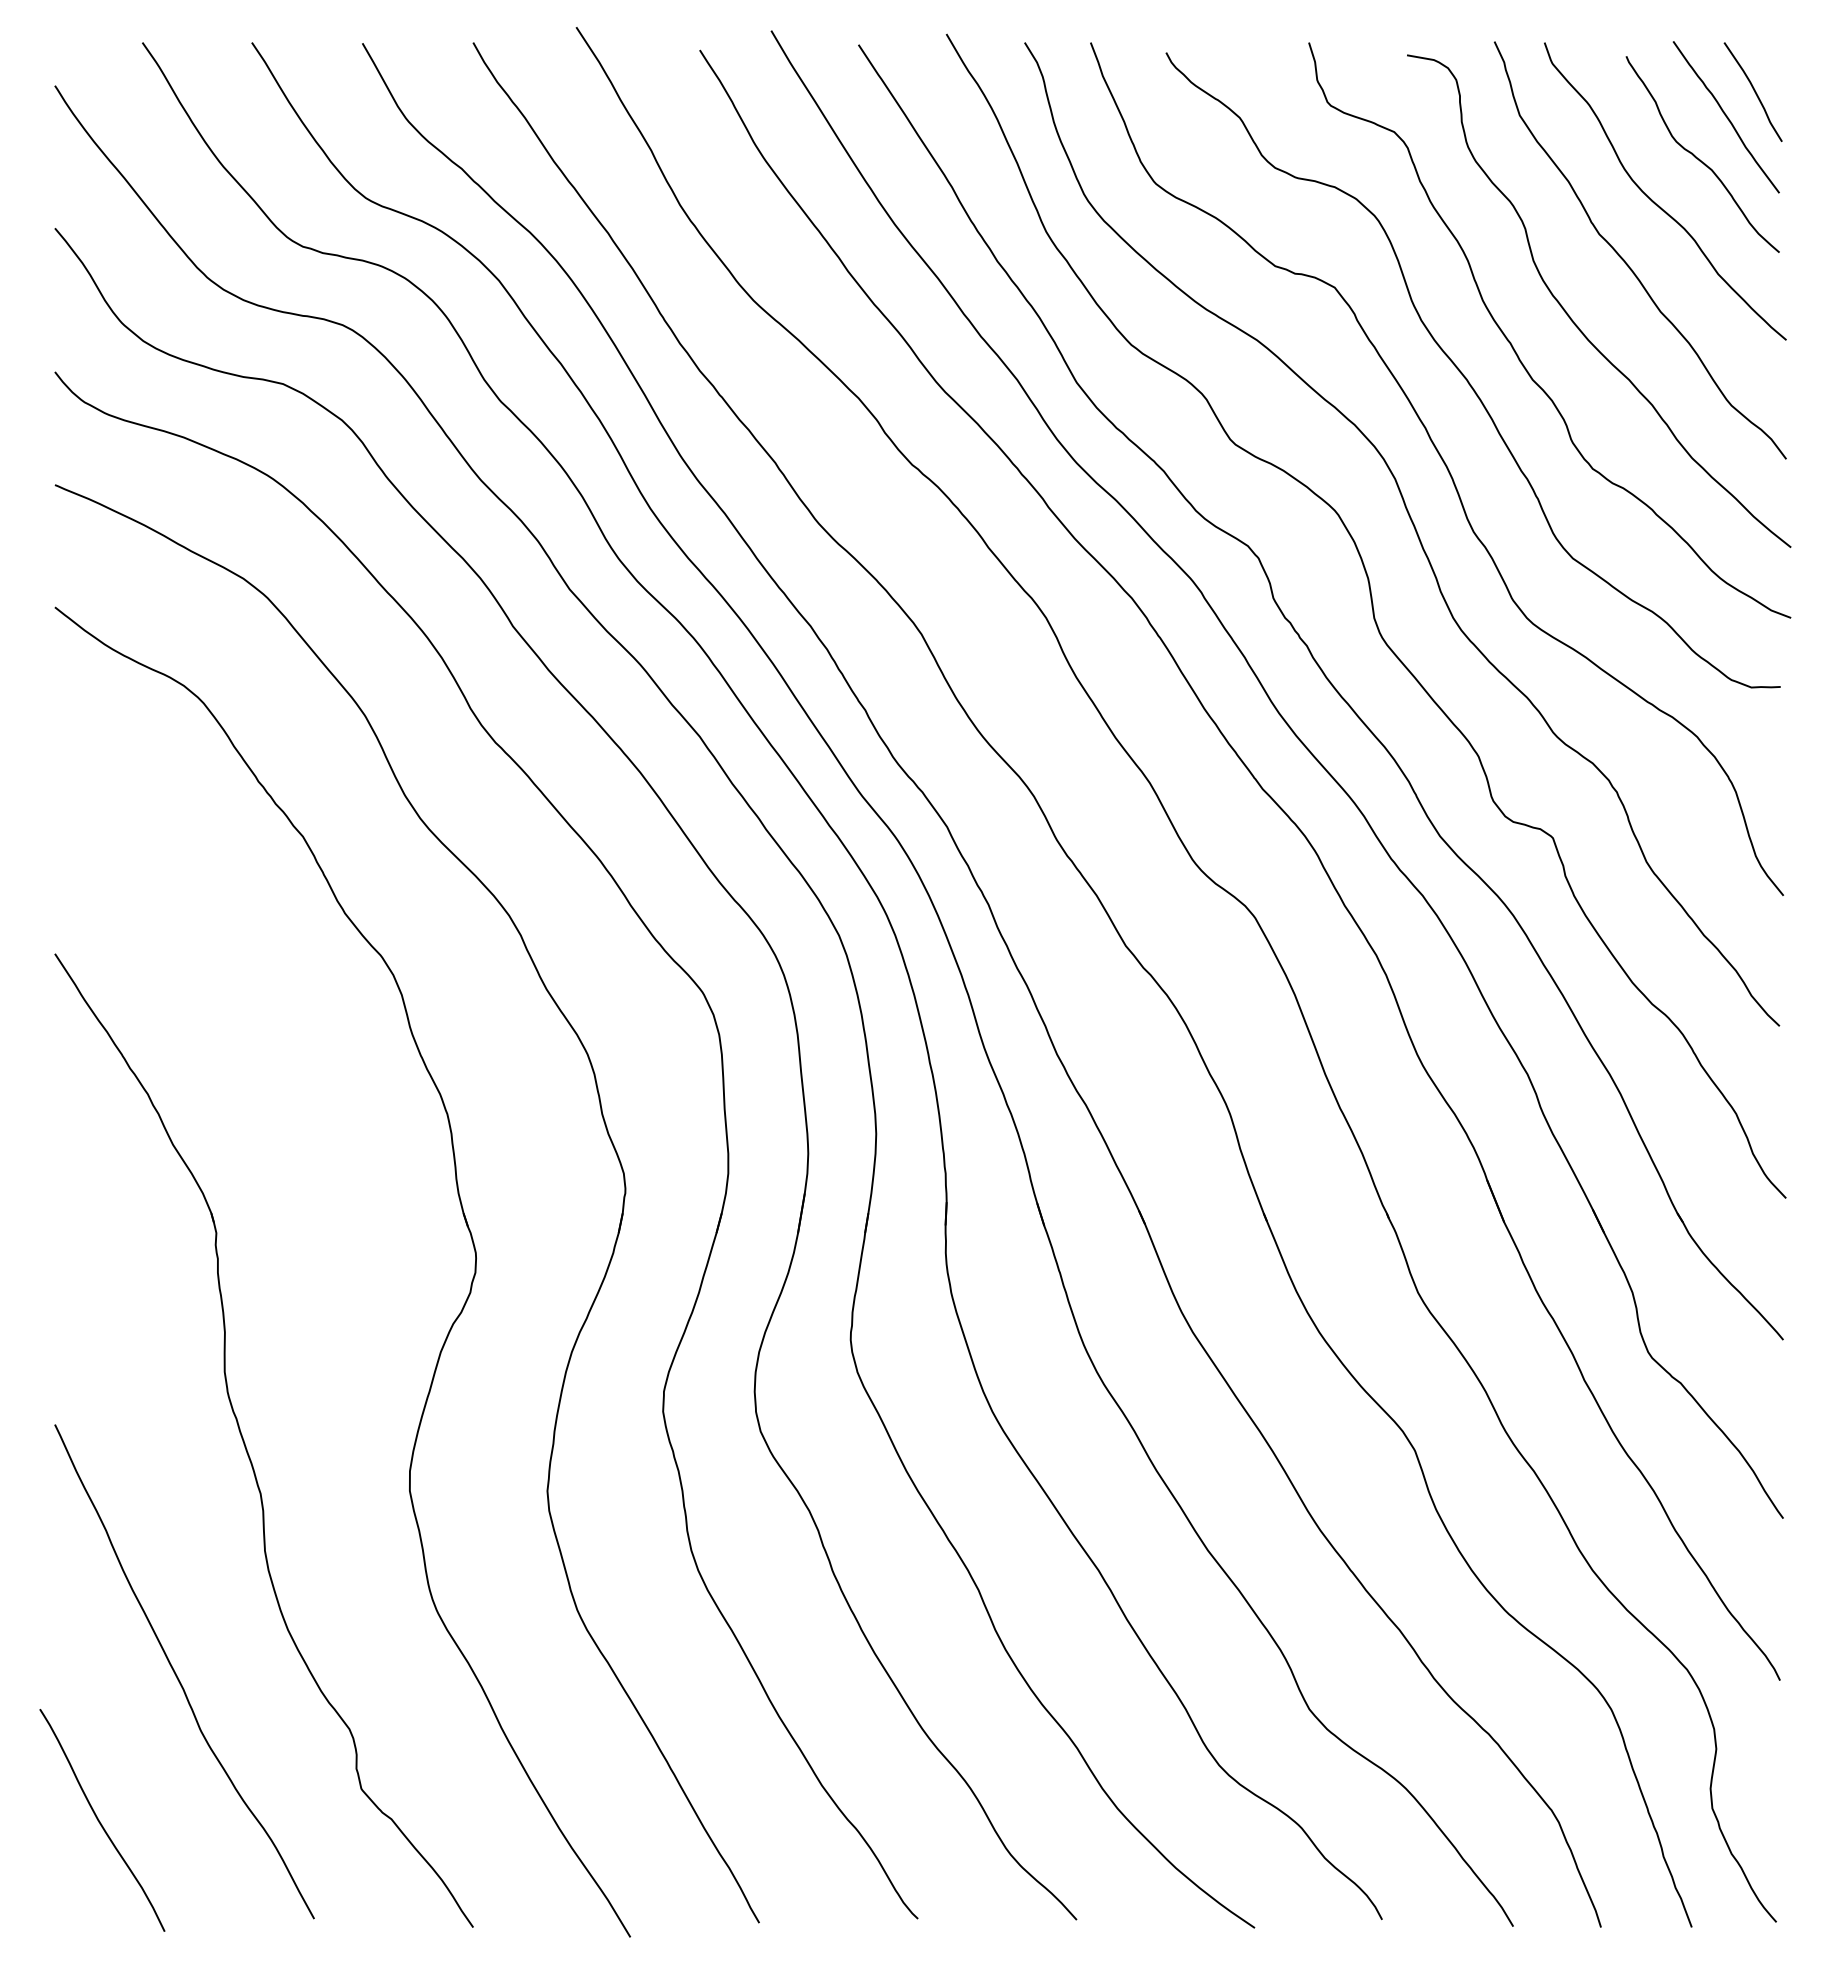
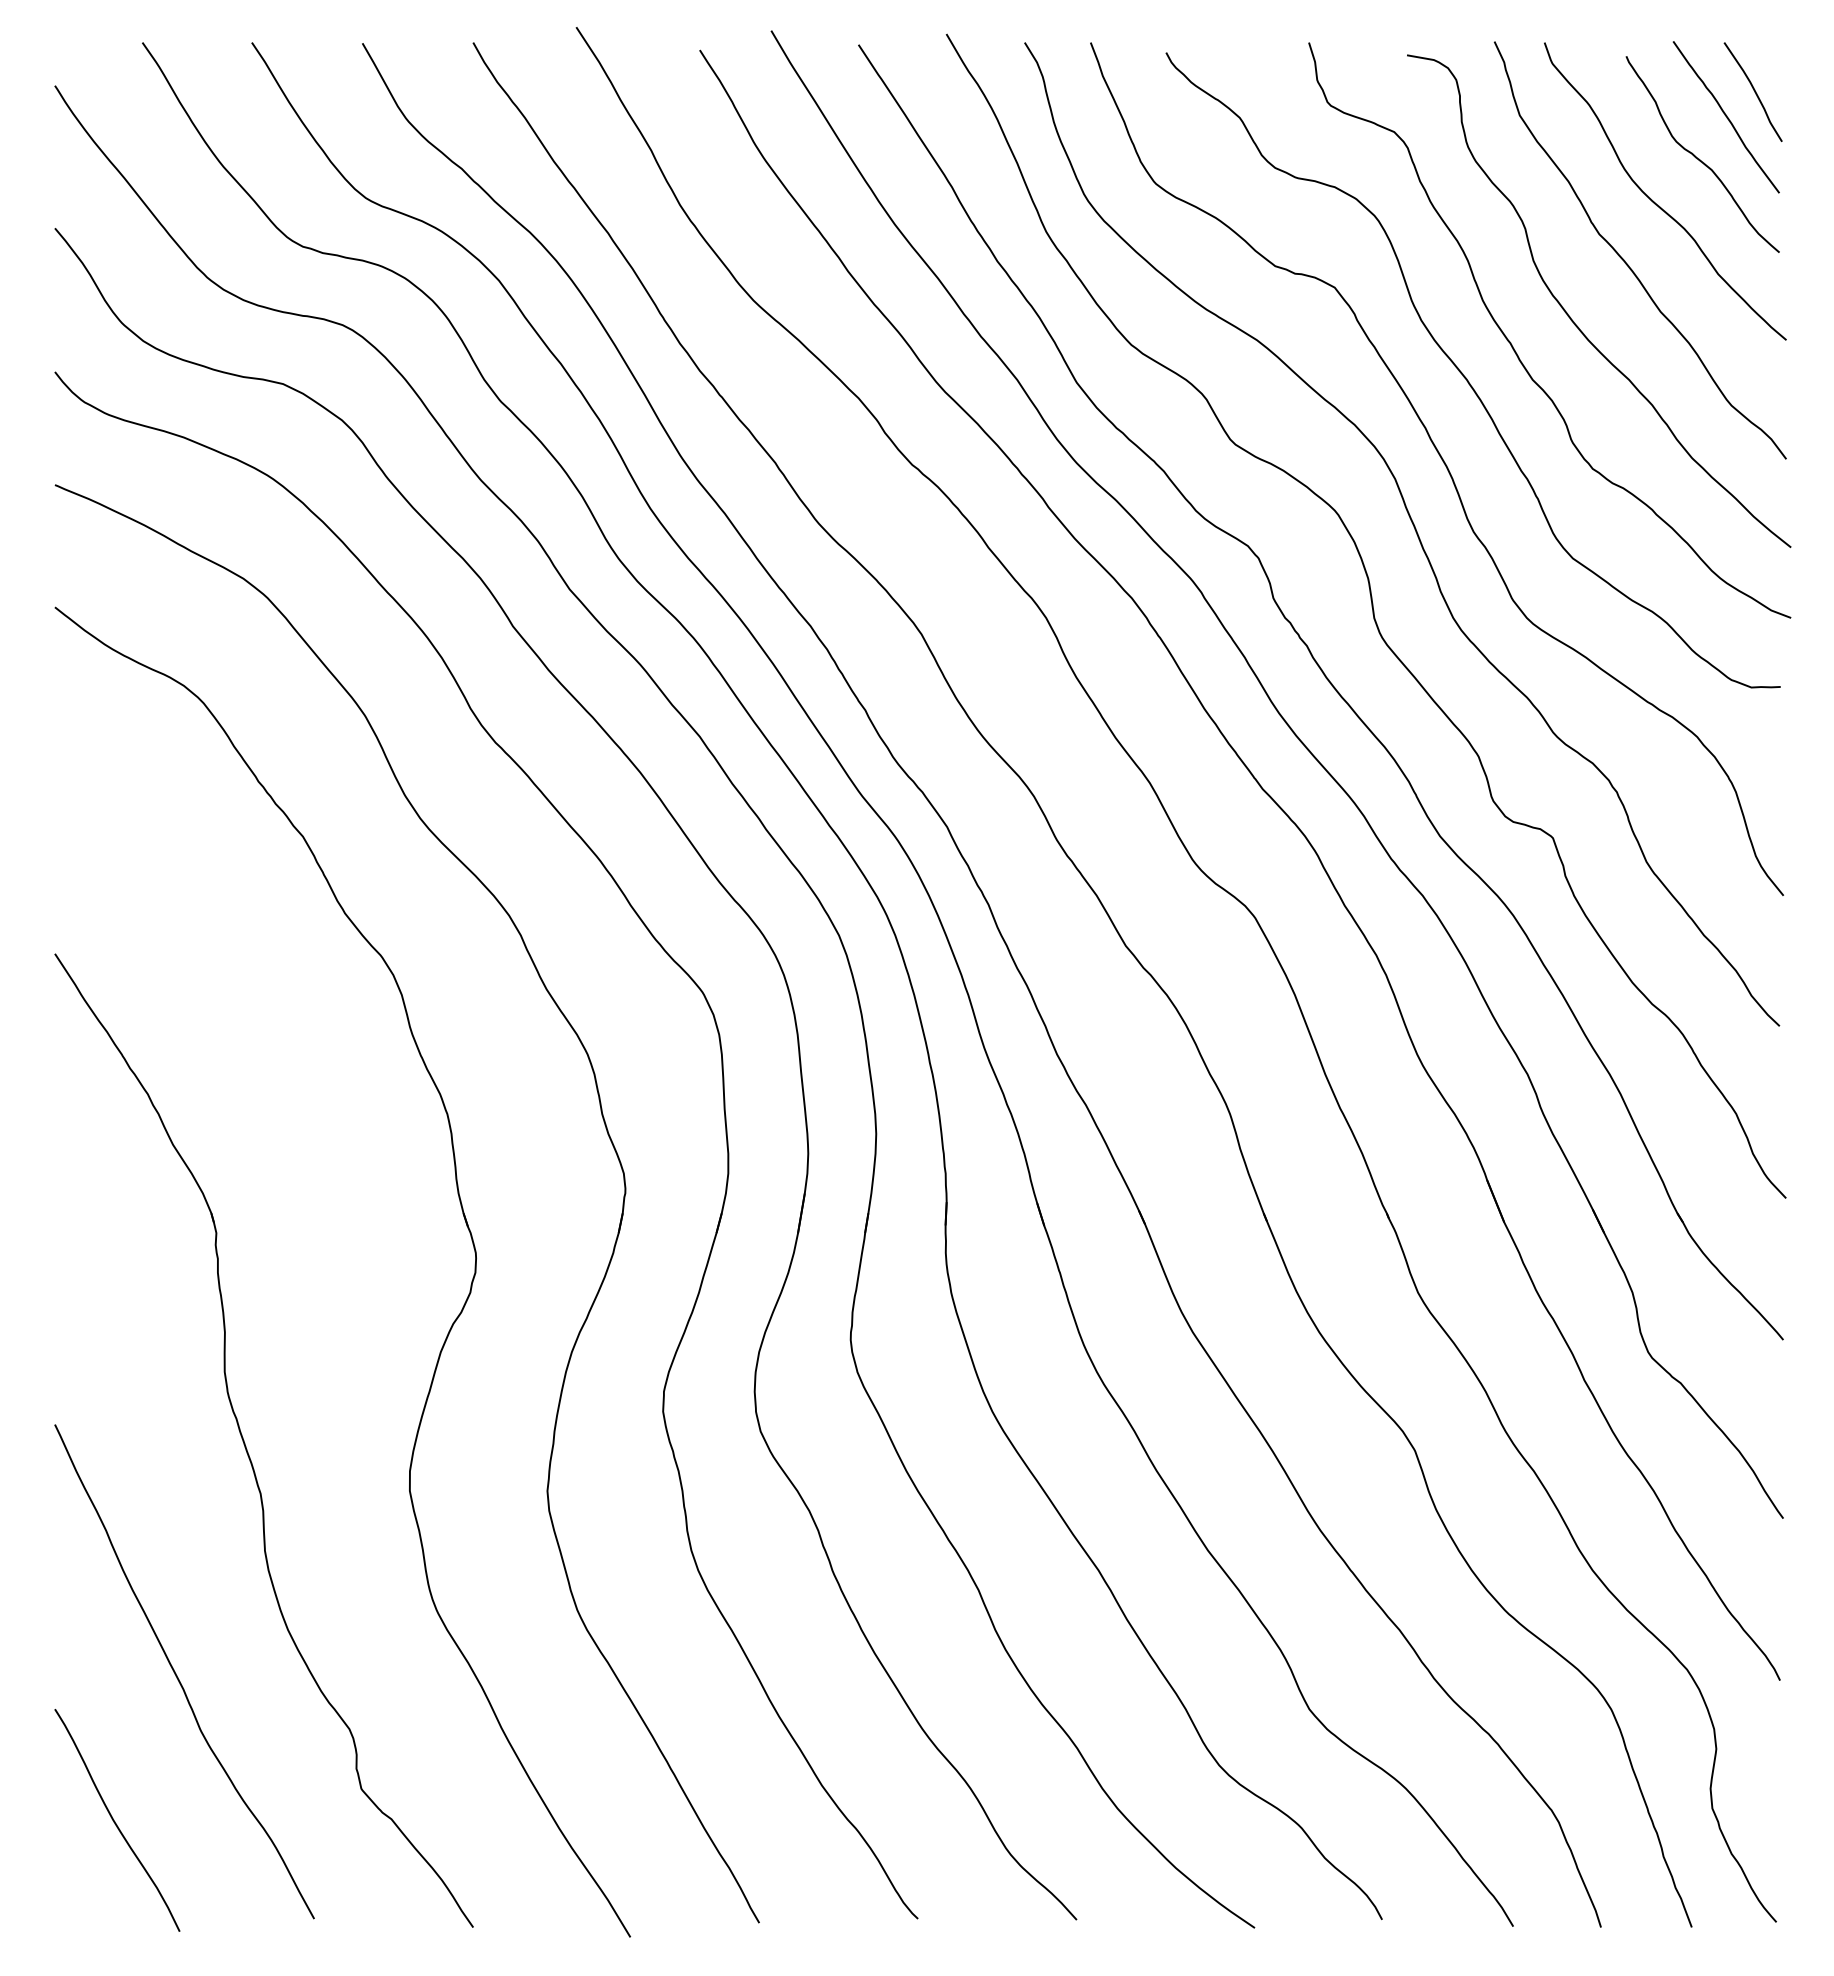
curve position: (100, 1821) -> (115, 1821) (115, 1821)
